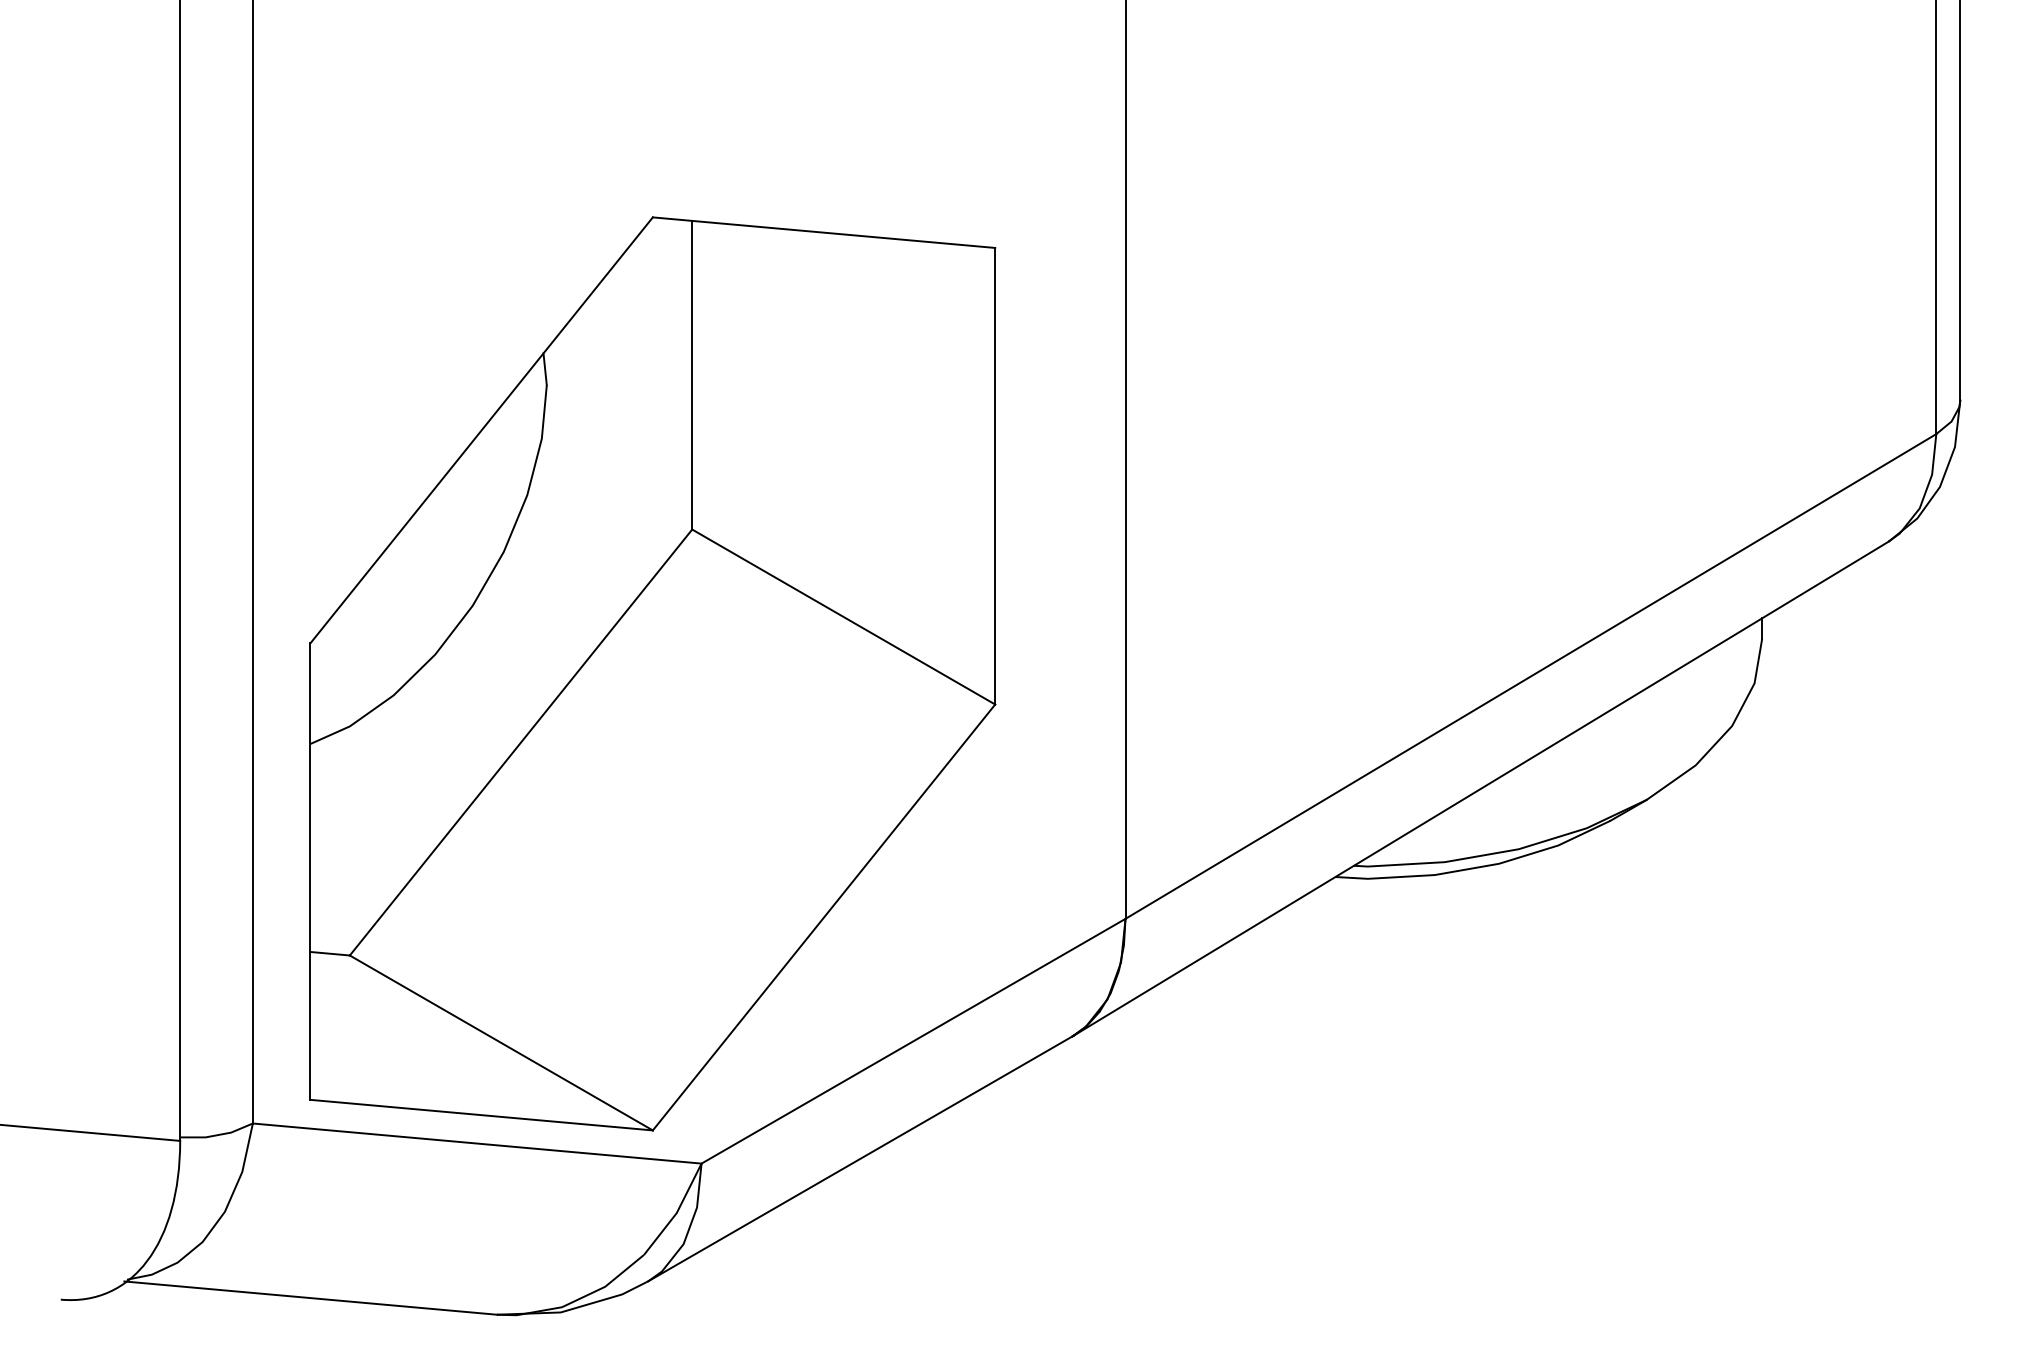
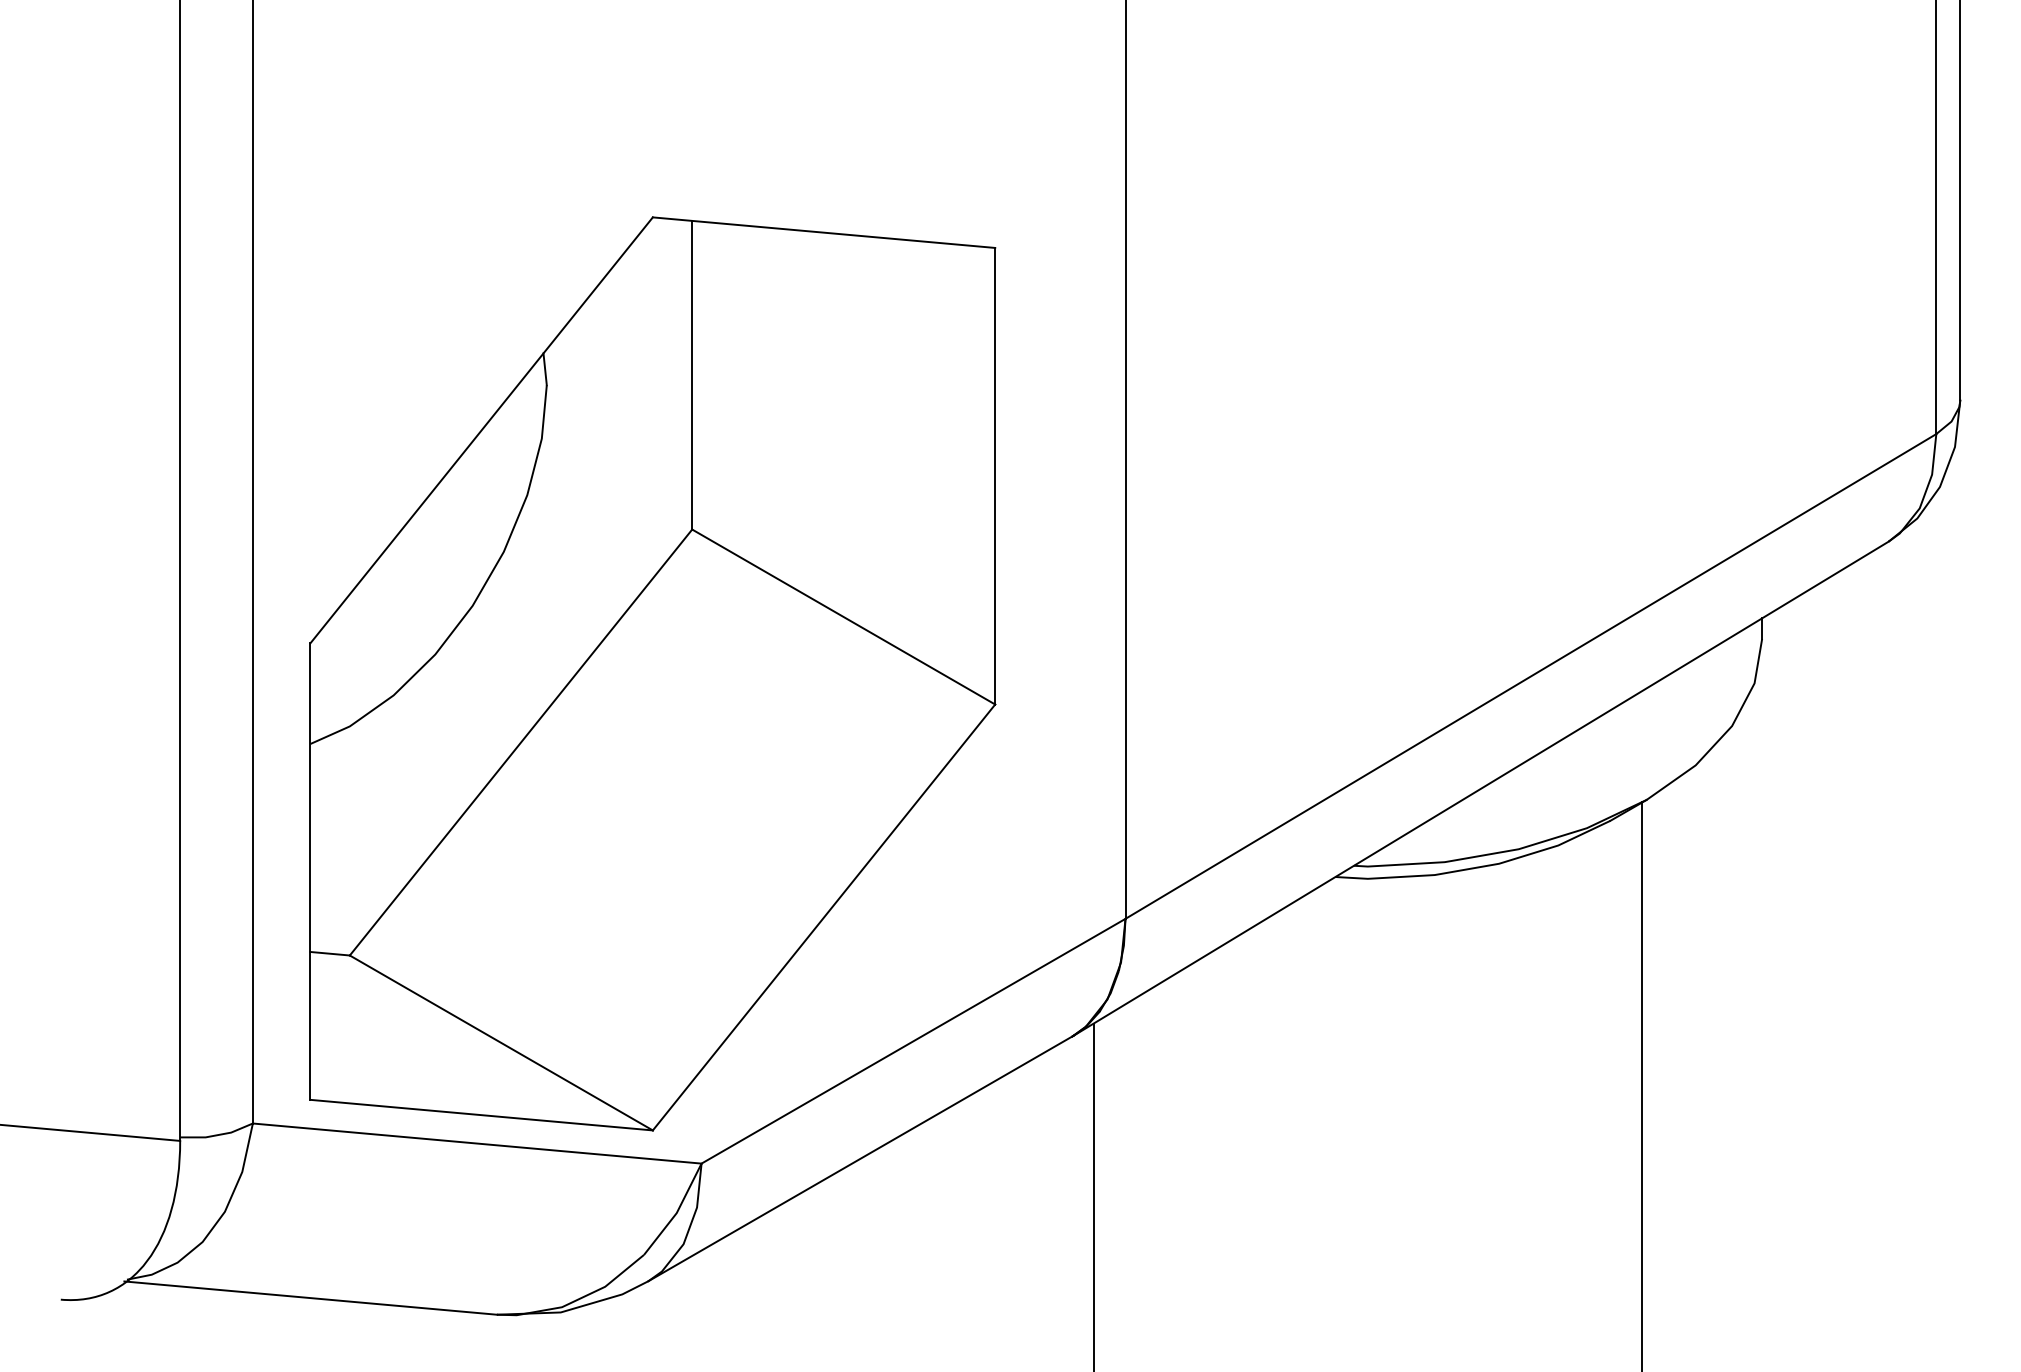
line: none -> present (1642, 1085)
line: none -> present (1093, 1195)
